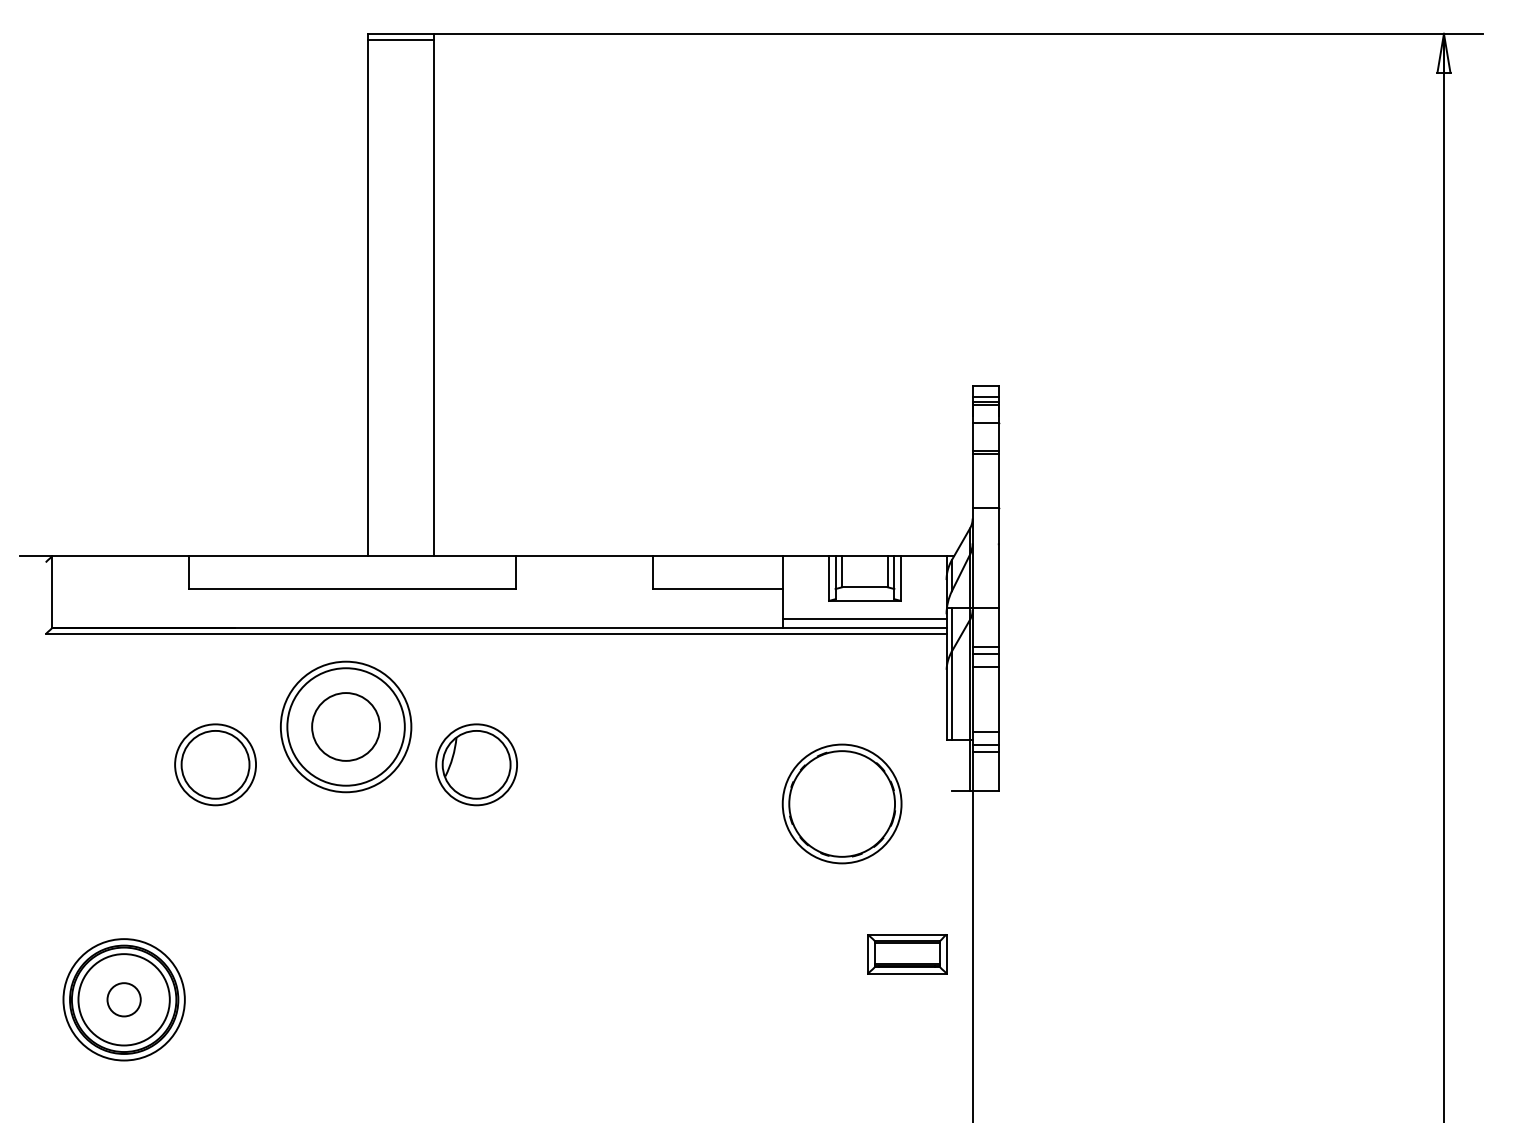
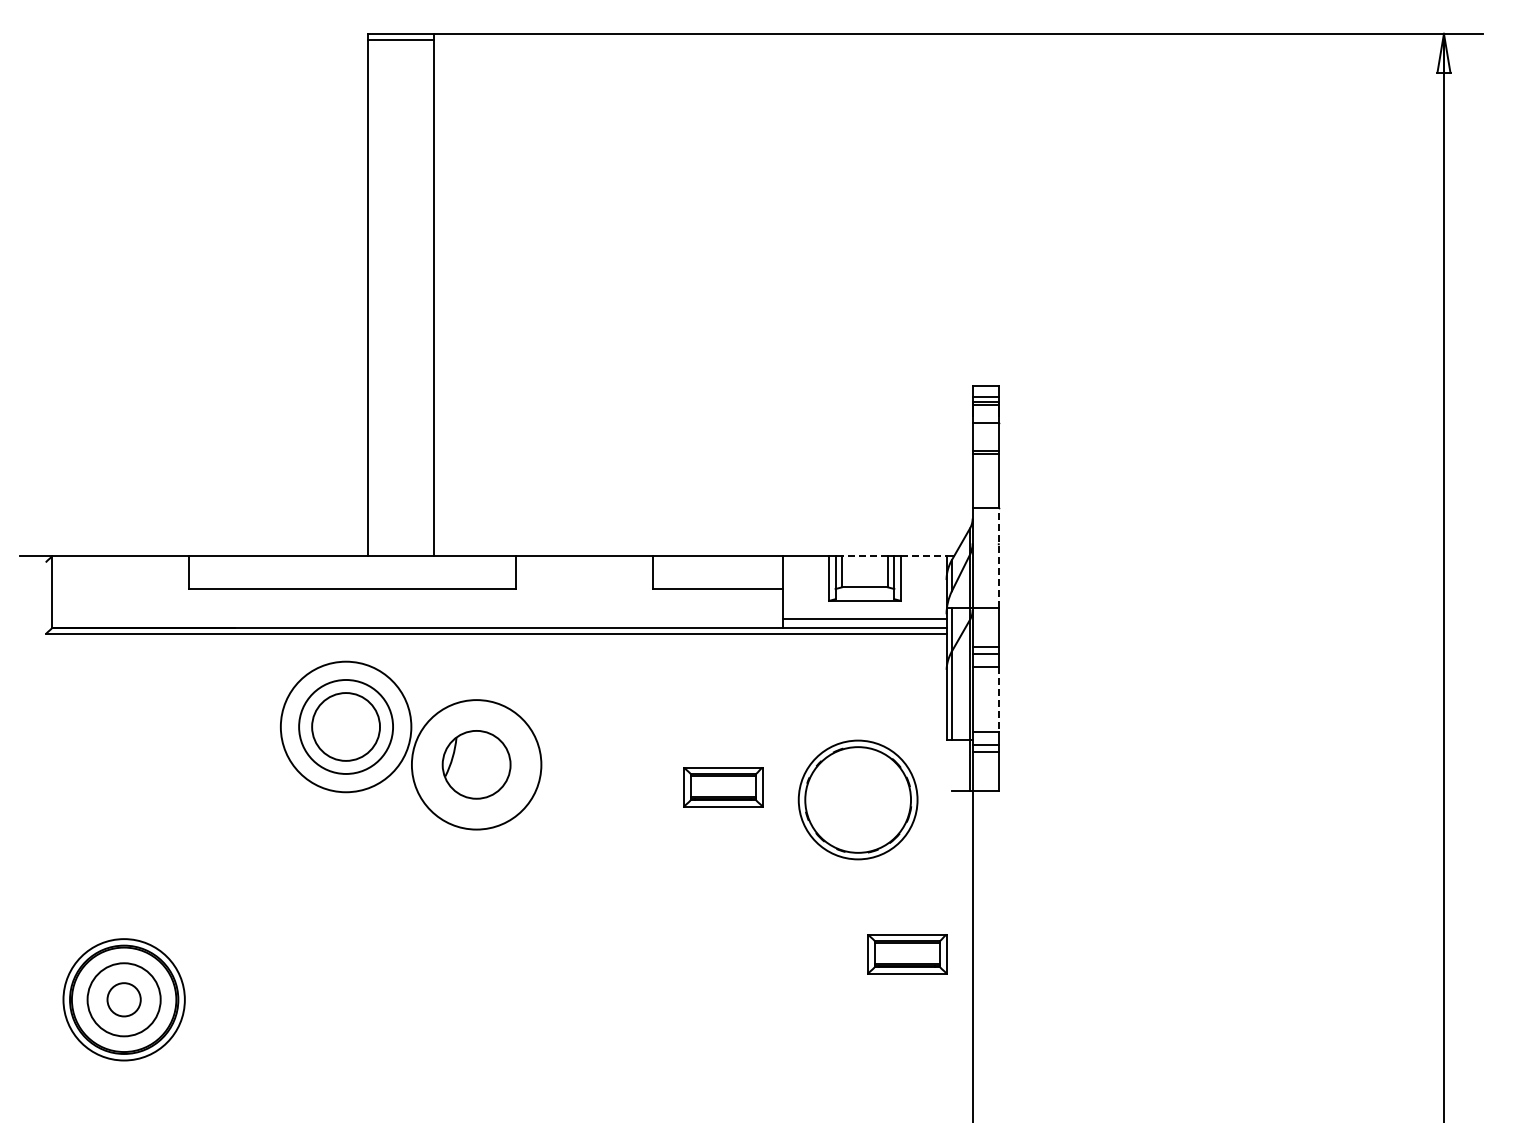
line: solid -> dashed (864, 555)
line: solid -> dashed (923, 555)
line: solid -> dashed (998, 557)
line: solid -> dashed (998, 699)
circle diameter: 117 px -> 94 px (346, 726)
part: present -> none (215, 764)
circle diameter: 81 px -> 129 px (476, 764)
part: none -> present (723, 787)
part position: (841, 803) -> (857, 799) (857, 799)
circle diameter: 91 px -> 73 px (123, 999)
